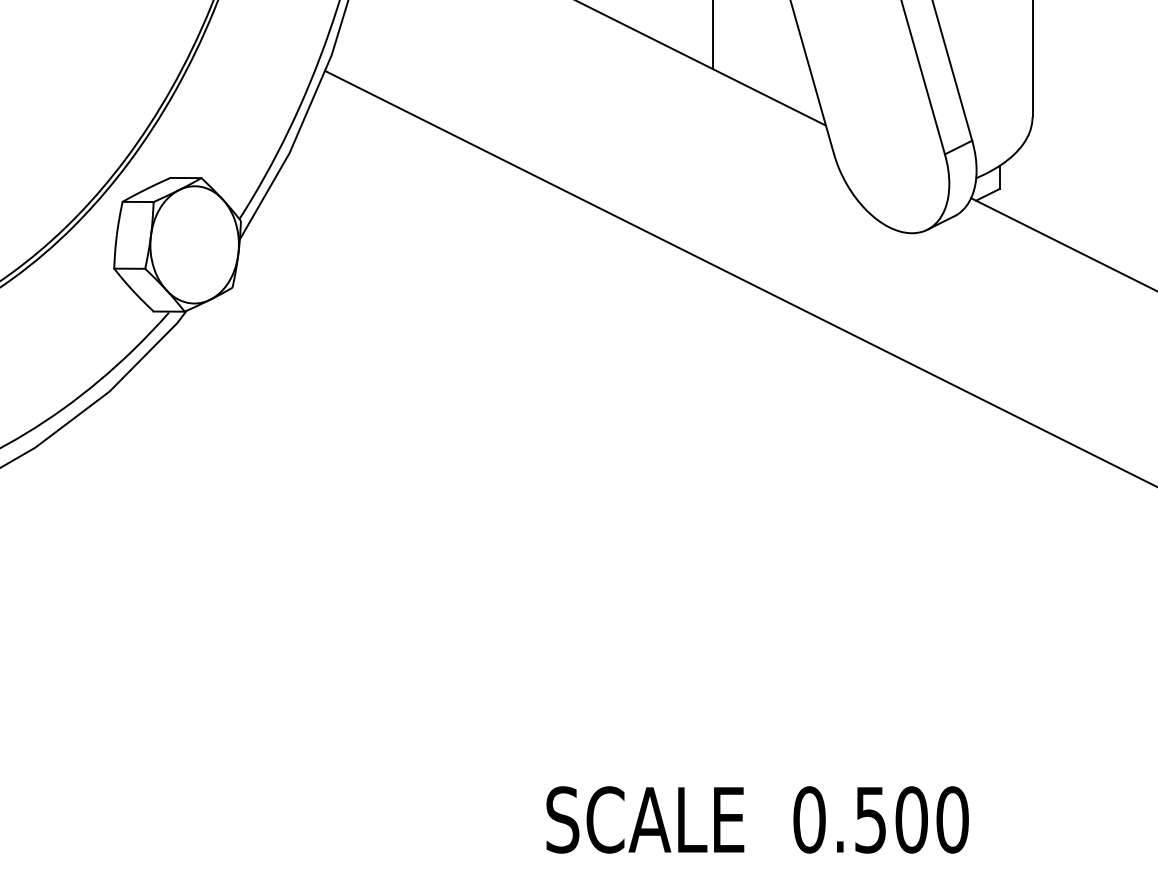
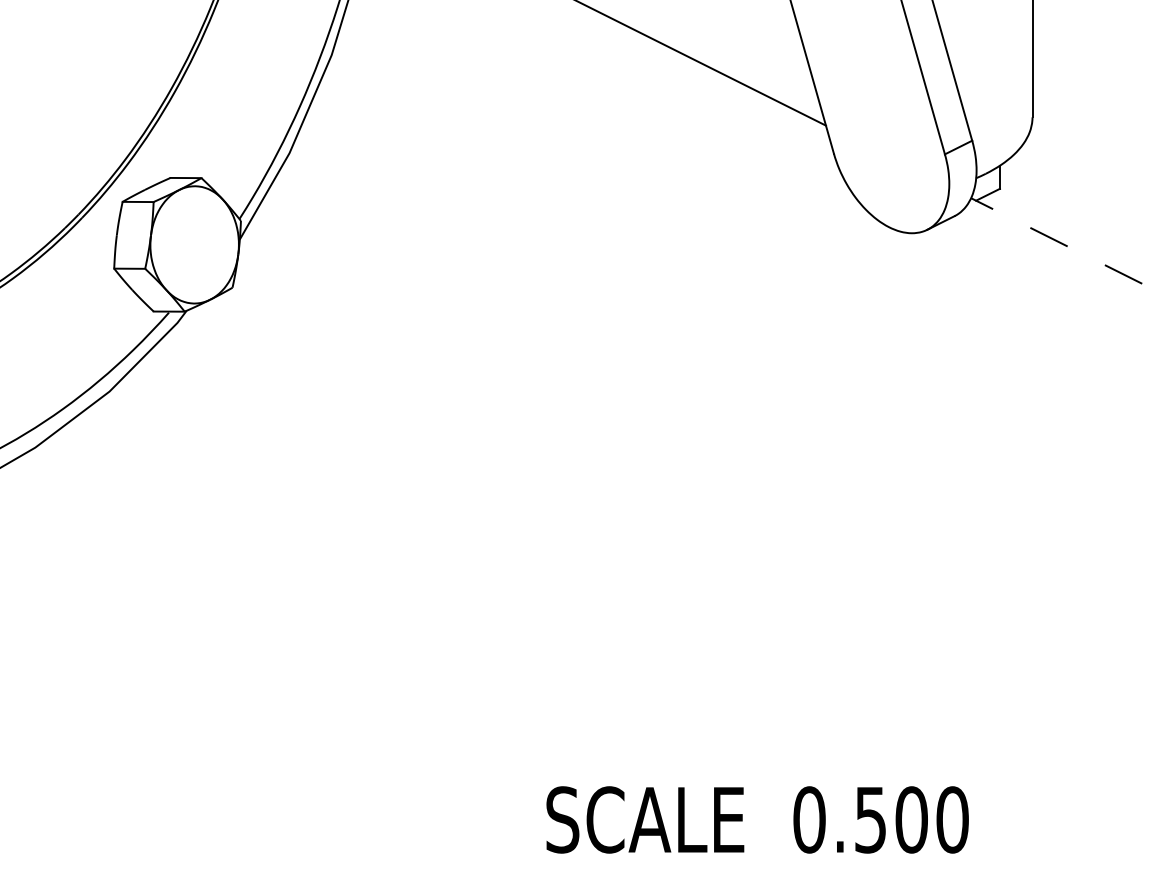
line: present -> none (713, 35)
line: solid -> dashed (1063, 244)
line: present -> none (739, 277)
